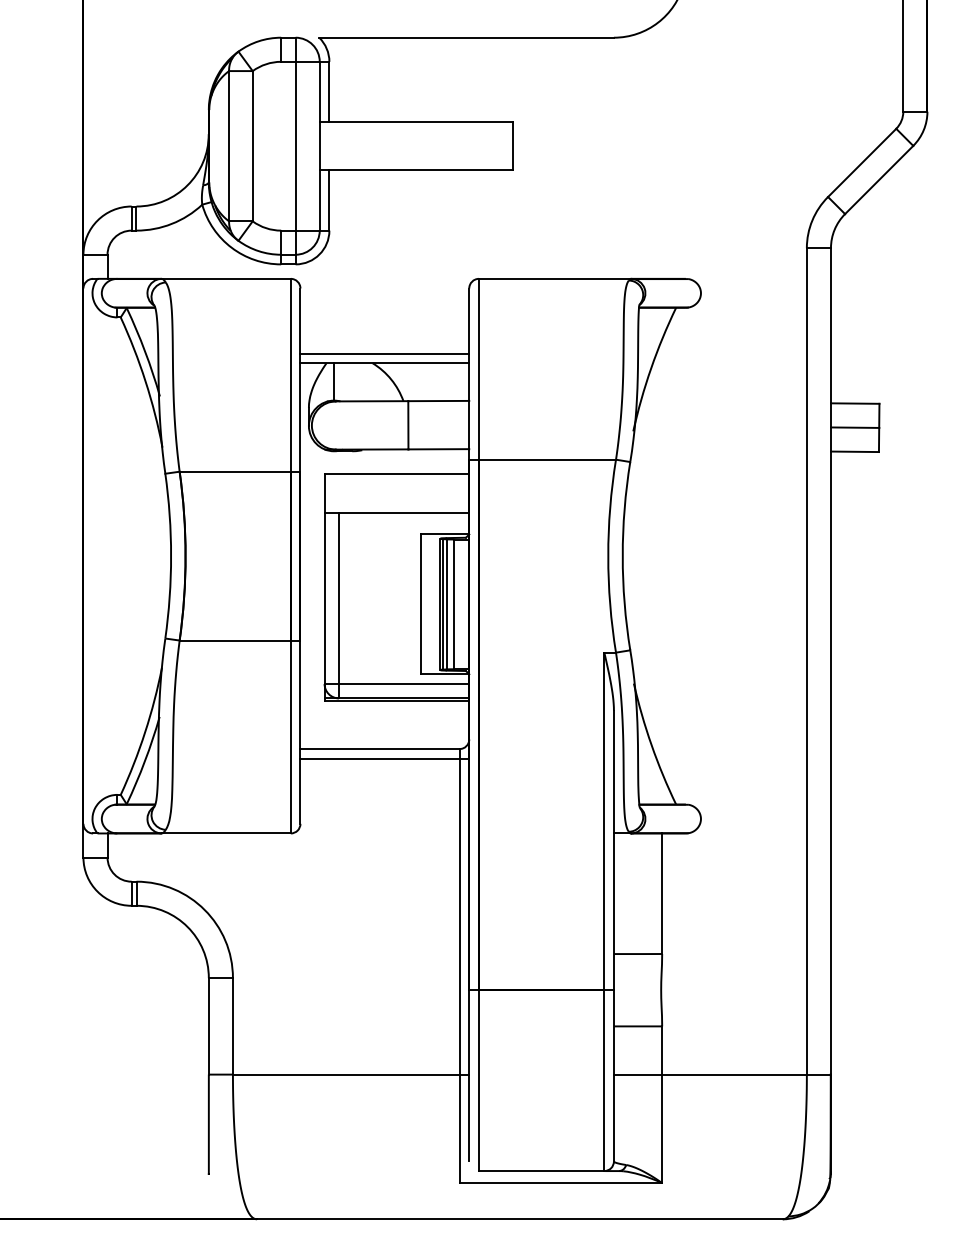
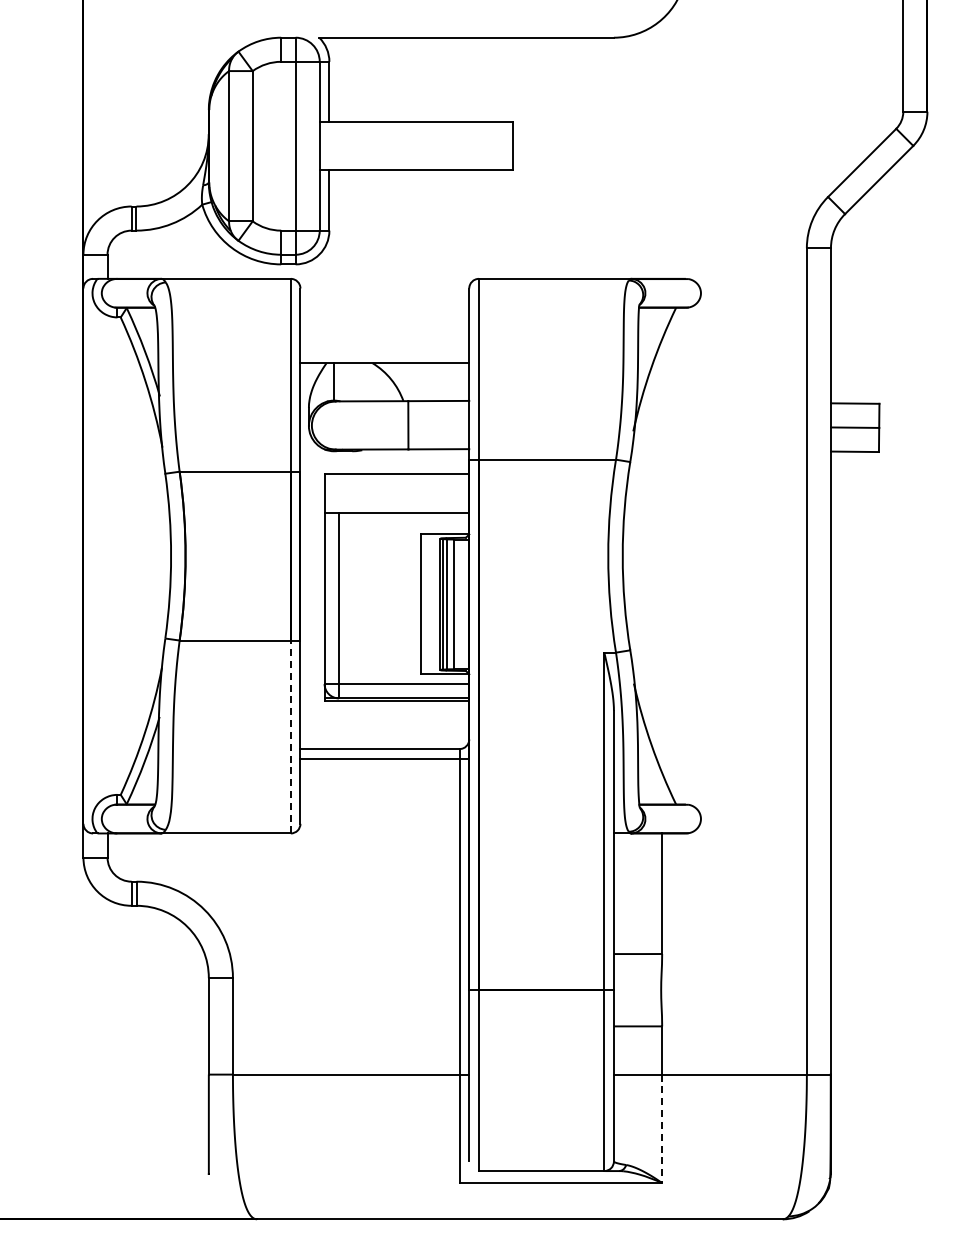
line: present -> none (384, 353)
line: solid -> dashed (290, 736)
line: solid -> dashed (662, 1129)
